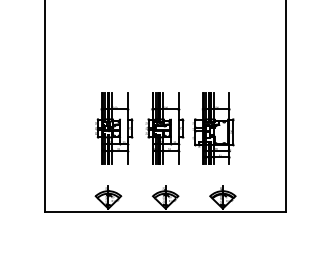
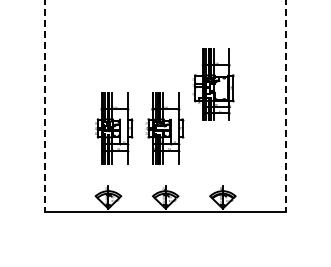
line: solid -> dashed (45, 105)
line: solid -> dashed (285, 105)
part position: (213, 128) -> (213, 84) (213, 84)
